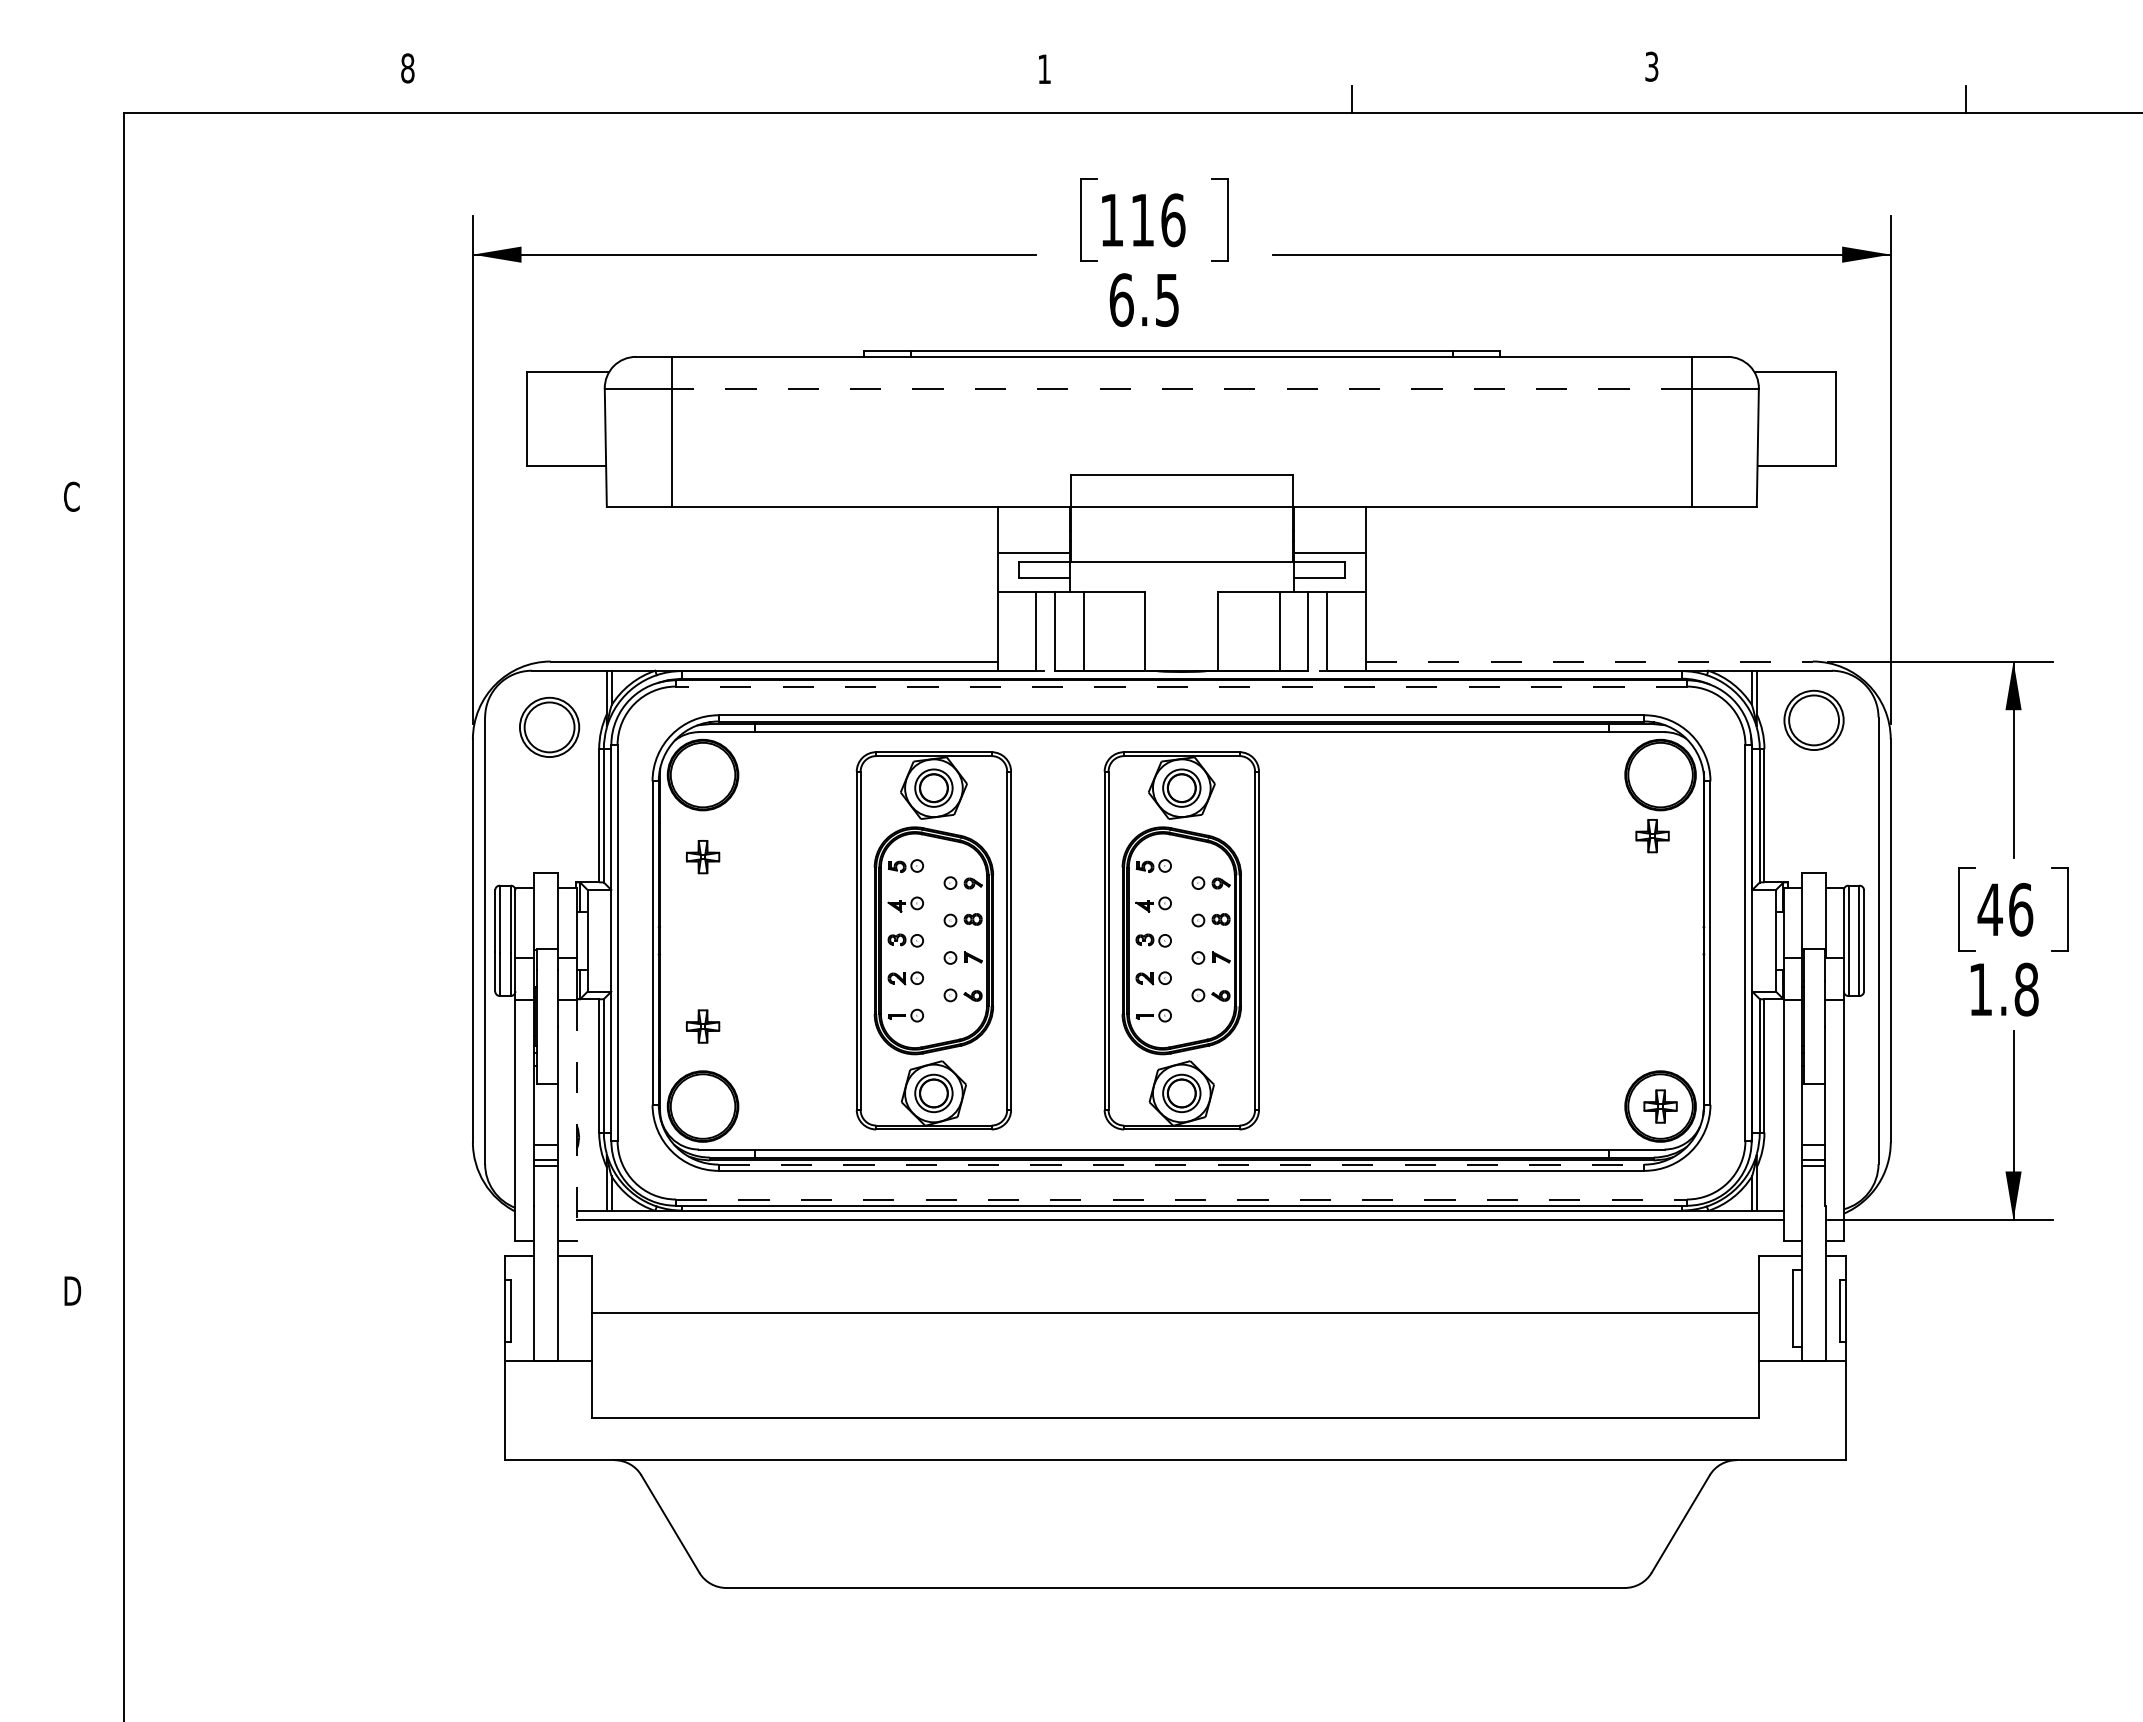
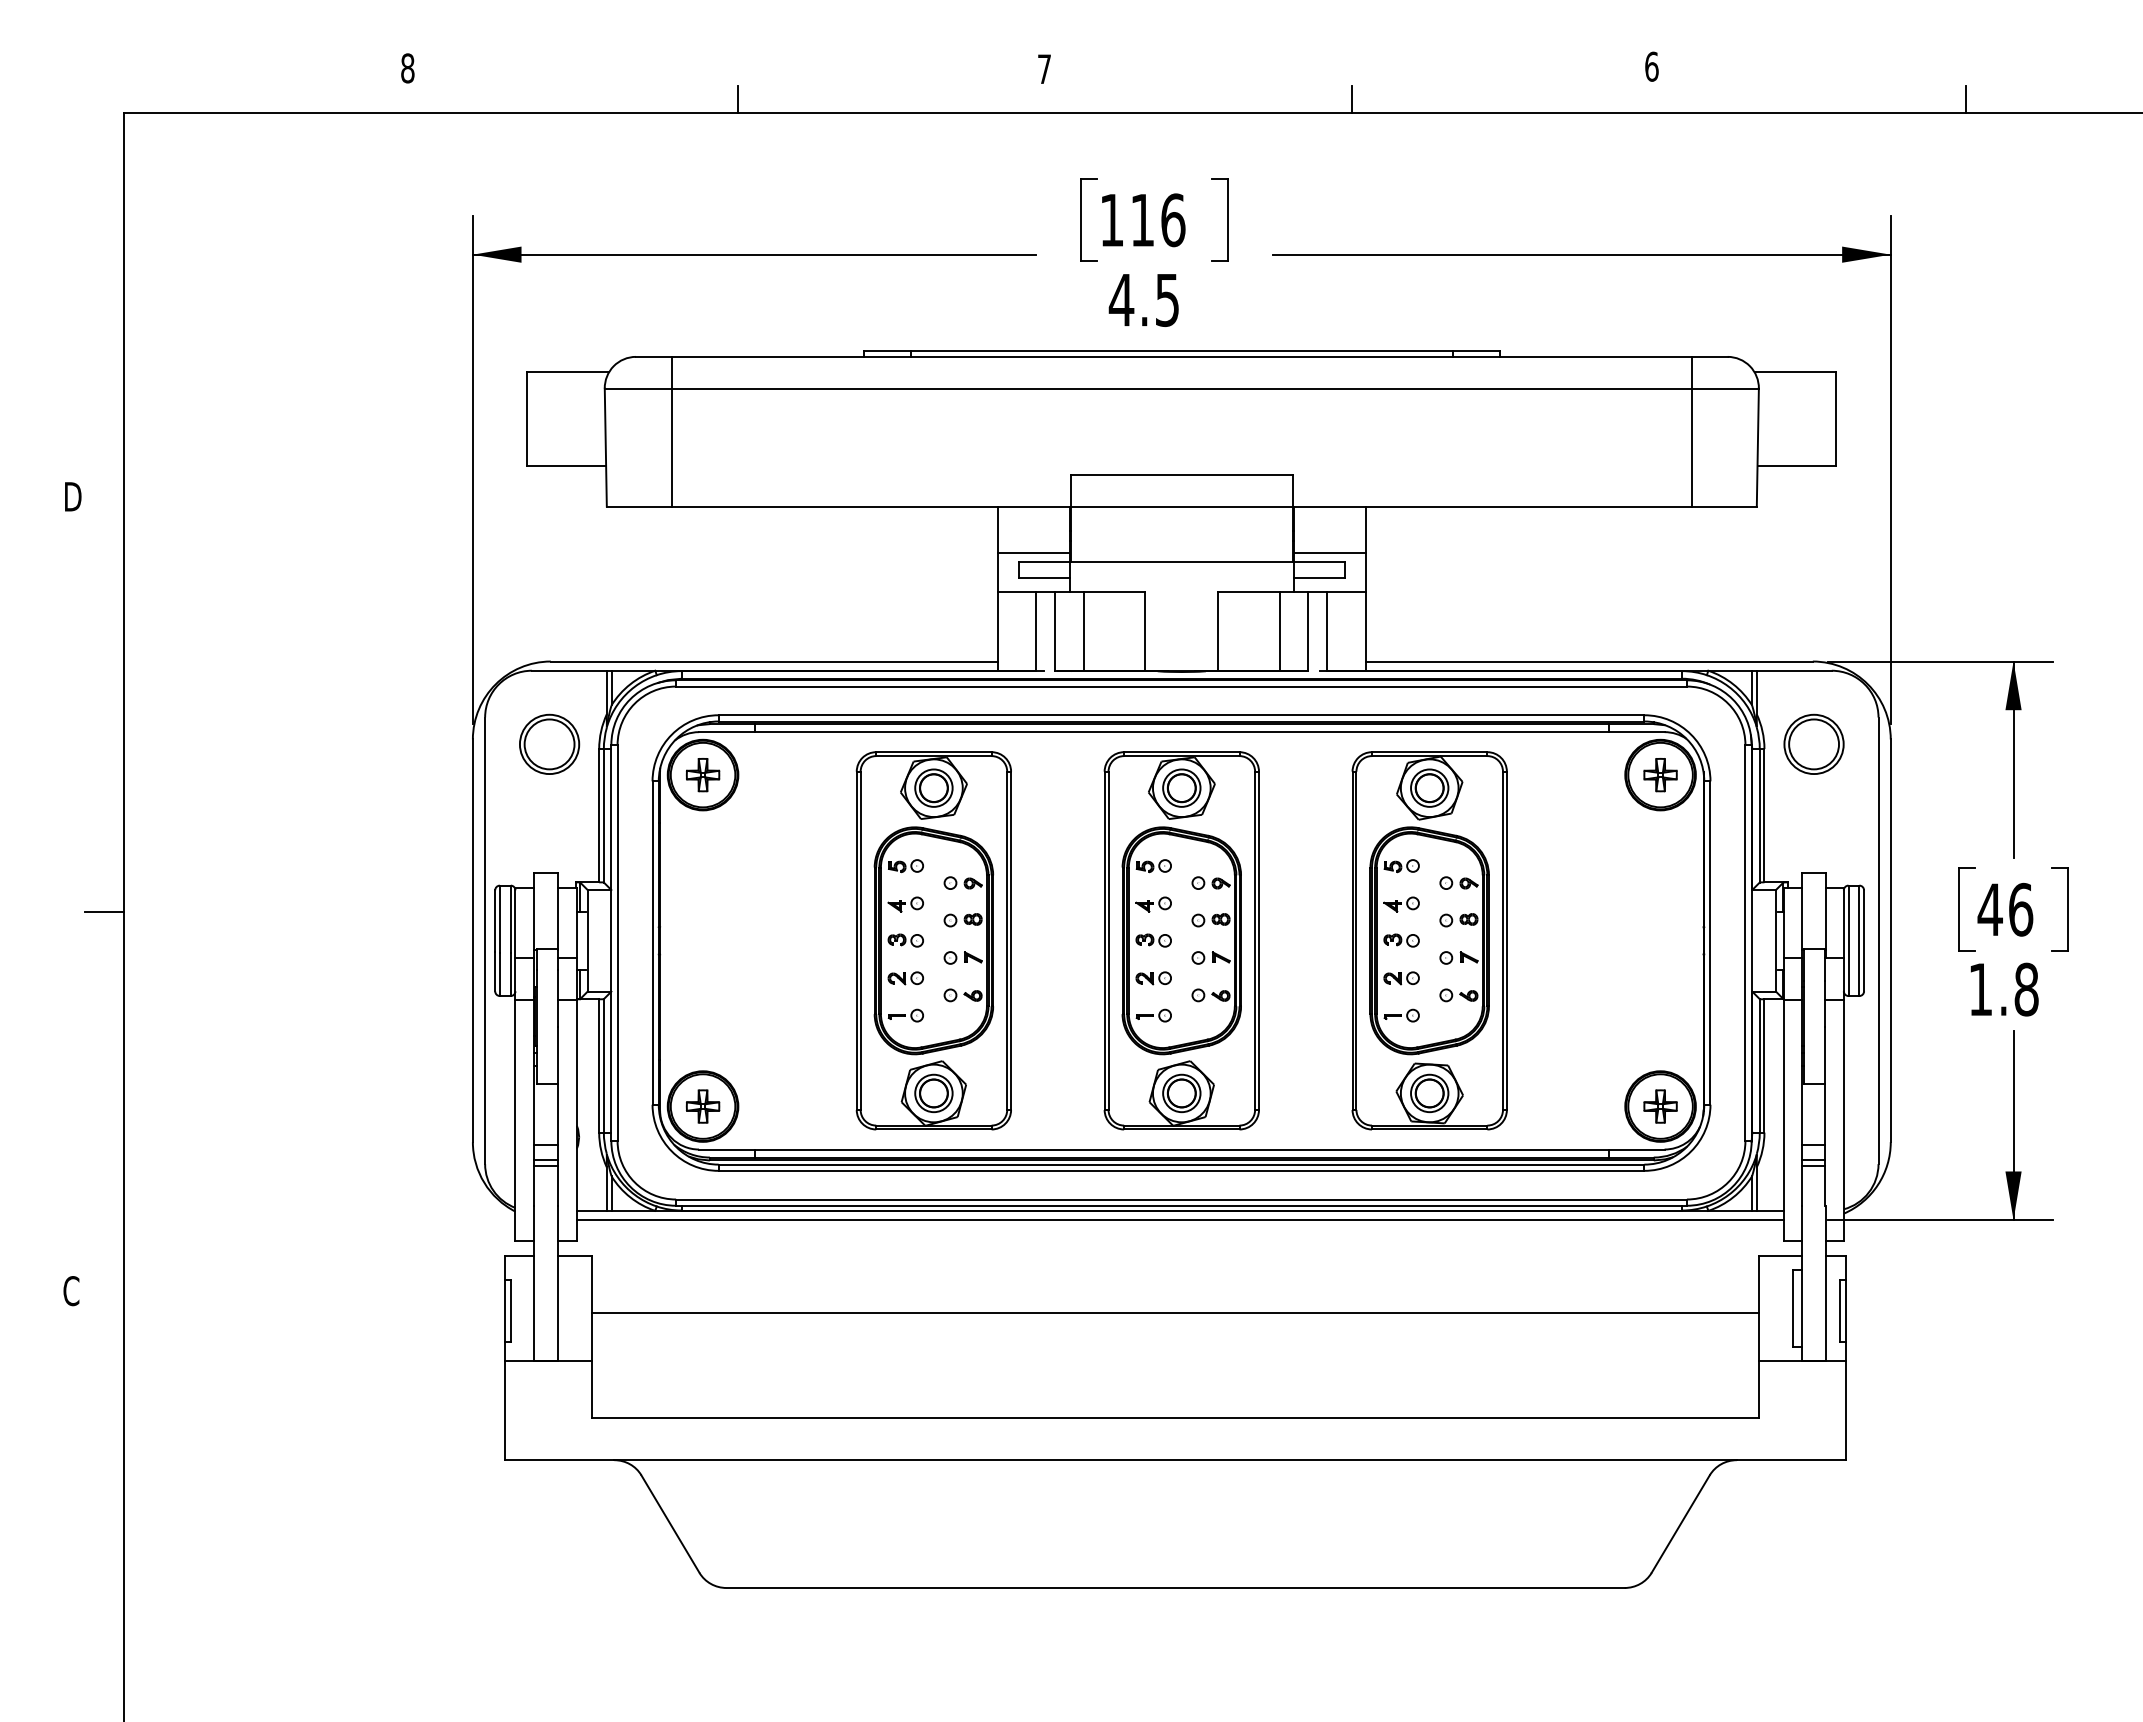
text: 3 -> 6 (1651, 66)
text: 1 -> 7 (1044, 68)
line: none -> present (737, 99)
text: 6.5 -> 4.5 (1121, 300)
line: dashed -> solid (1181, 388)
text: C -> D (72, 496)
line: dashed -> solid (1589, 661)
line: dashed -> solid (1181, 686)
part position: (1813, 719) -> (1813, 743) (1813, 743)
part position: (549, 726) -> (549, 743) (549, 743)
part position: (1652, 836) -> (1660, 775) (1660, 775)
part position: (702, 857) -> (702, 775) (702, 775)
line: none -> present (104, 911)
part: none -> present (1429, 940)
part position: (702, 1026) -> (702, 1106) (702, 1106)
line: dashed -> solid (576, 1120)
line: dashed -> solid (1181, 1164)
line: dashed -> solid (1182, 1199)
text: D -> C (72, 1291)
